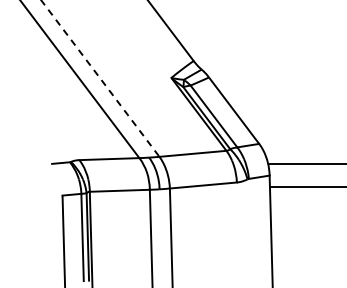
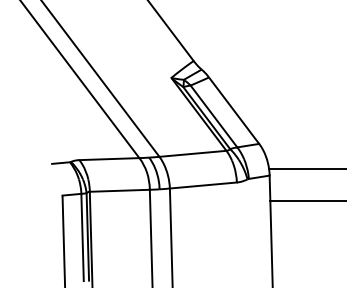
line: dashed -> solid (100, 78)
line position: (306, 164) -> (306, 169) (306, 169)
line position: (306, 186) -> (306, 200) (306, 200)
